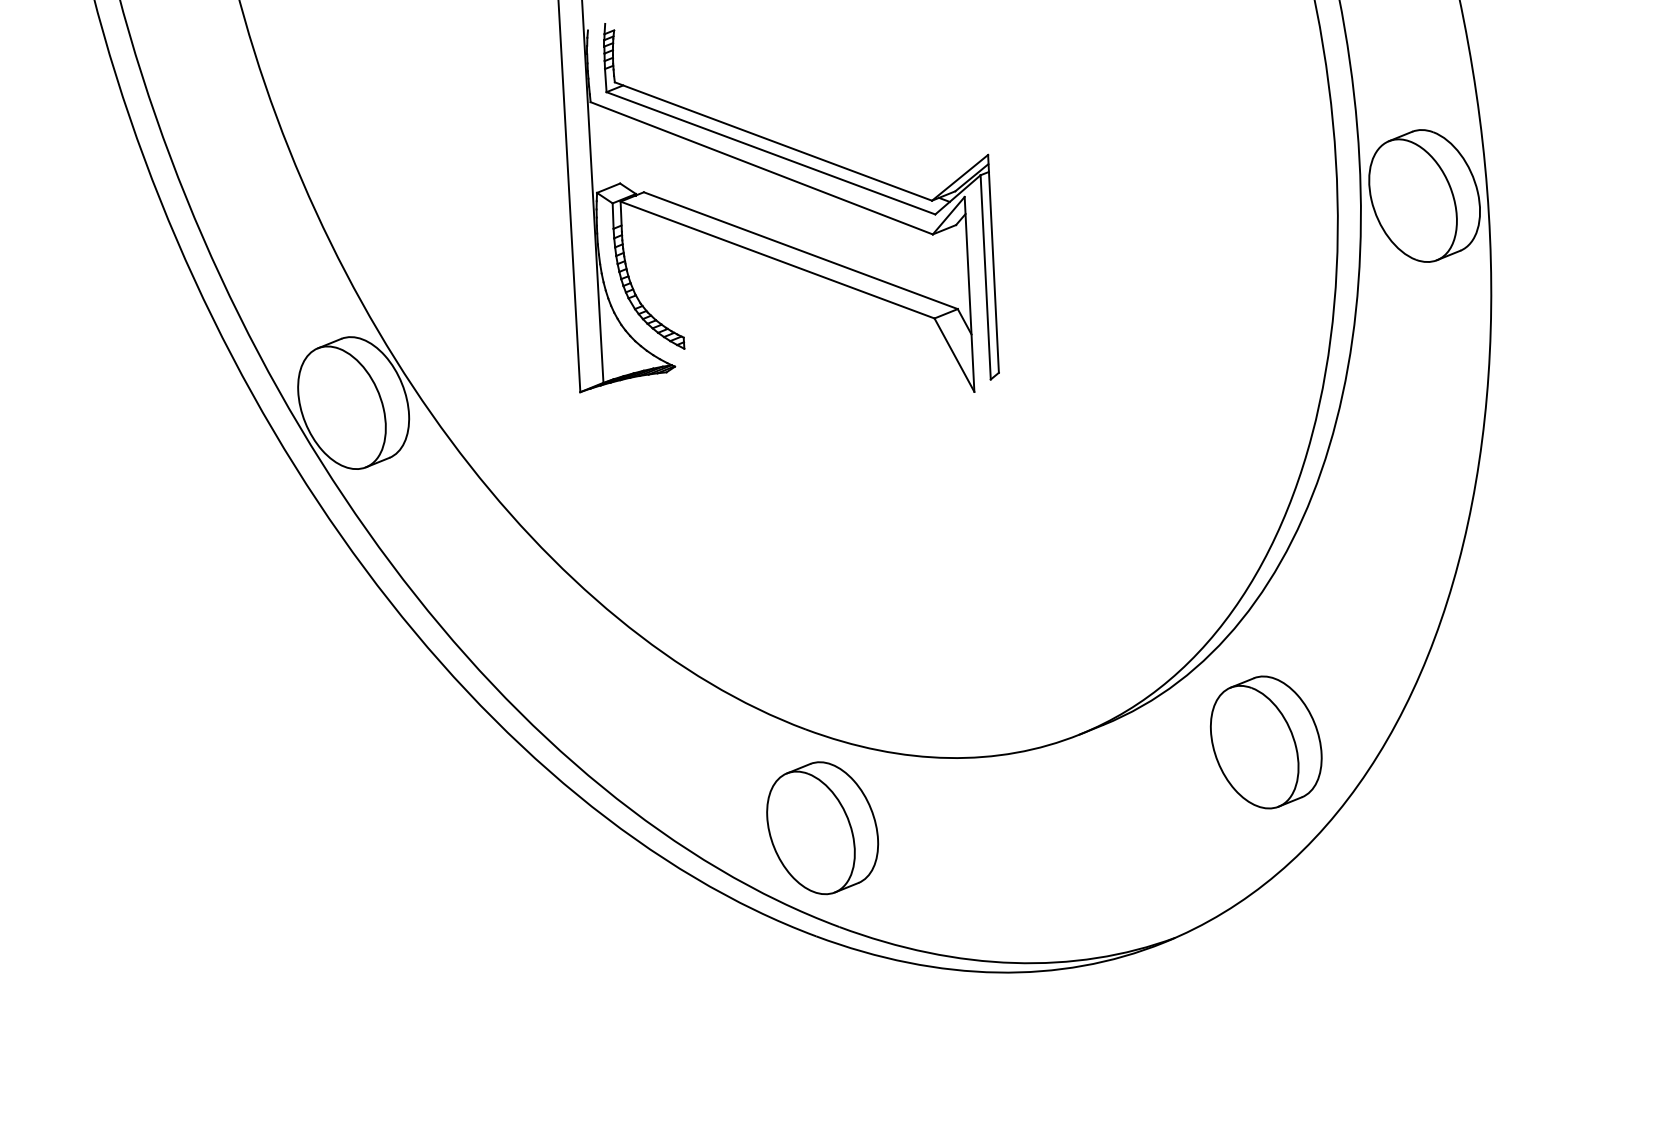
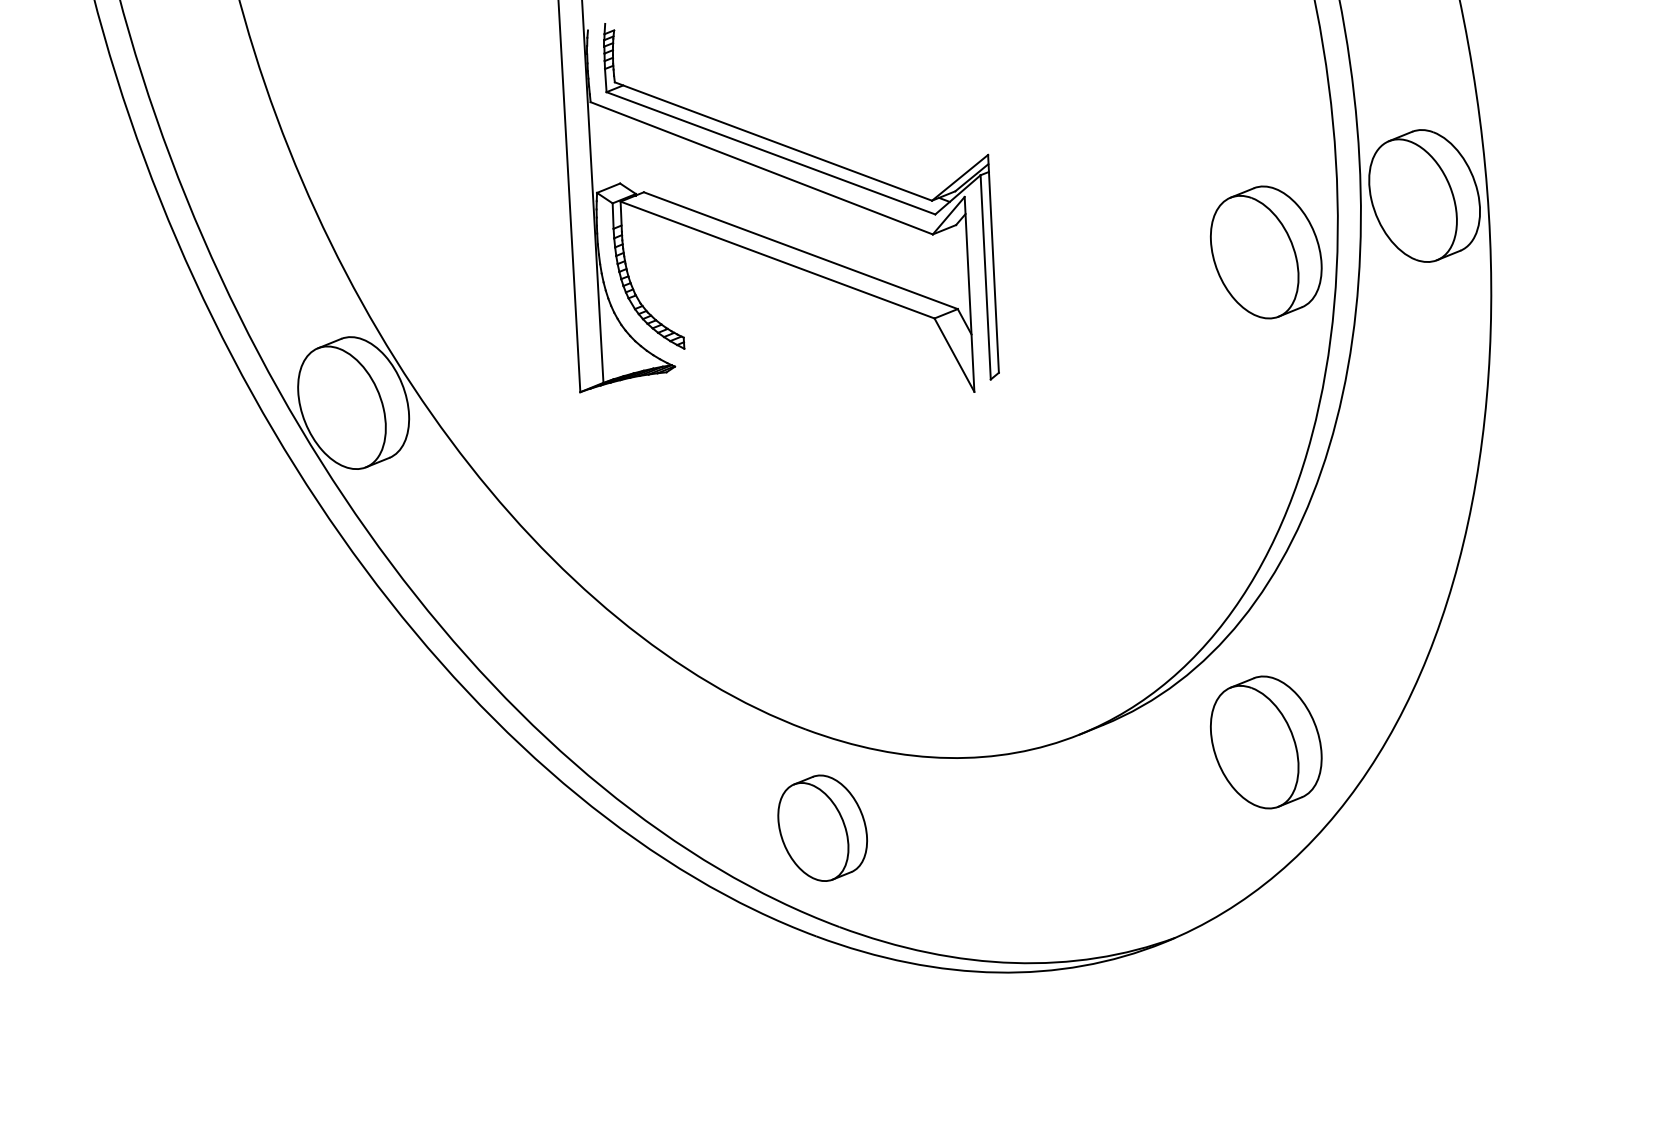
part: none -> present (1265, 252)
part size: 114x135 px -> 91x108 px (822, 827)
